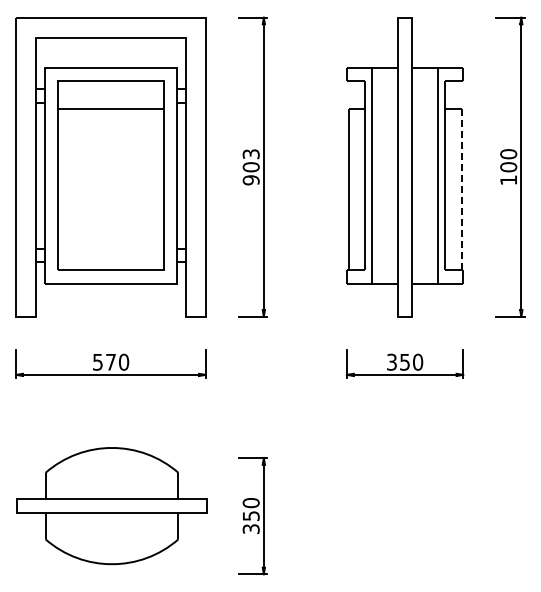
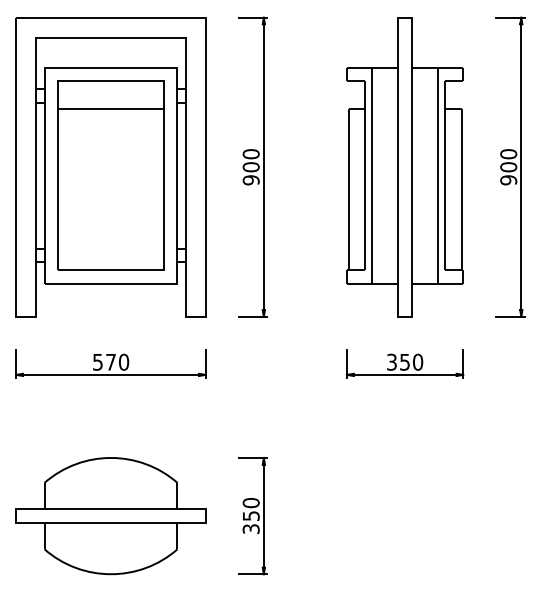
text: 903 -> 900 (250, 154)
text: 100 -> 900 (508, 180)
line: dashed -> solid (461, 189)
part position: (111, 506) -> (110, 516) (110, 516)
